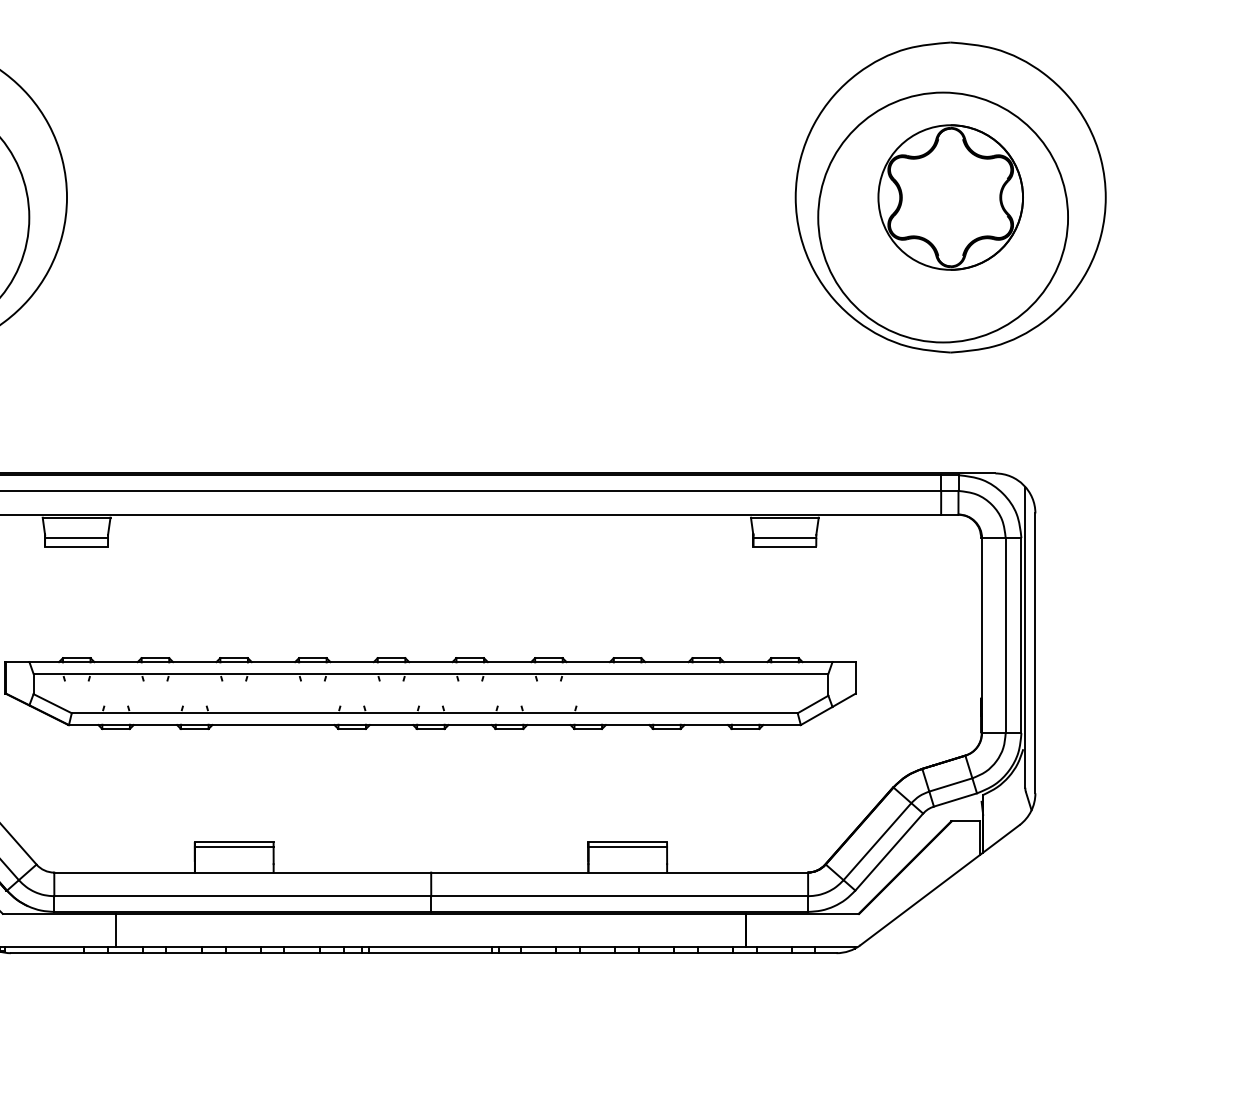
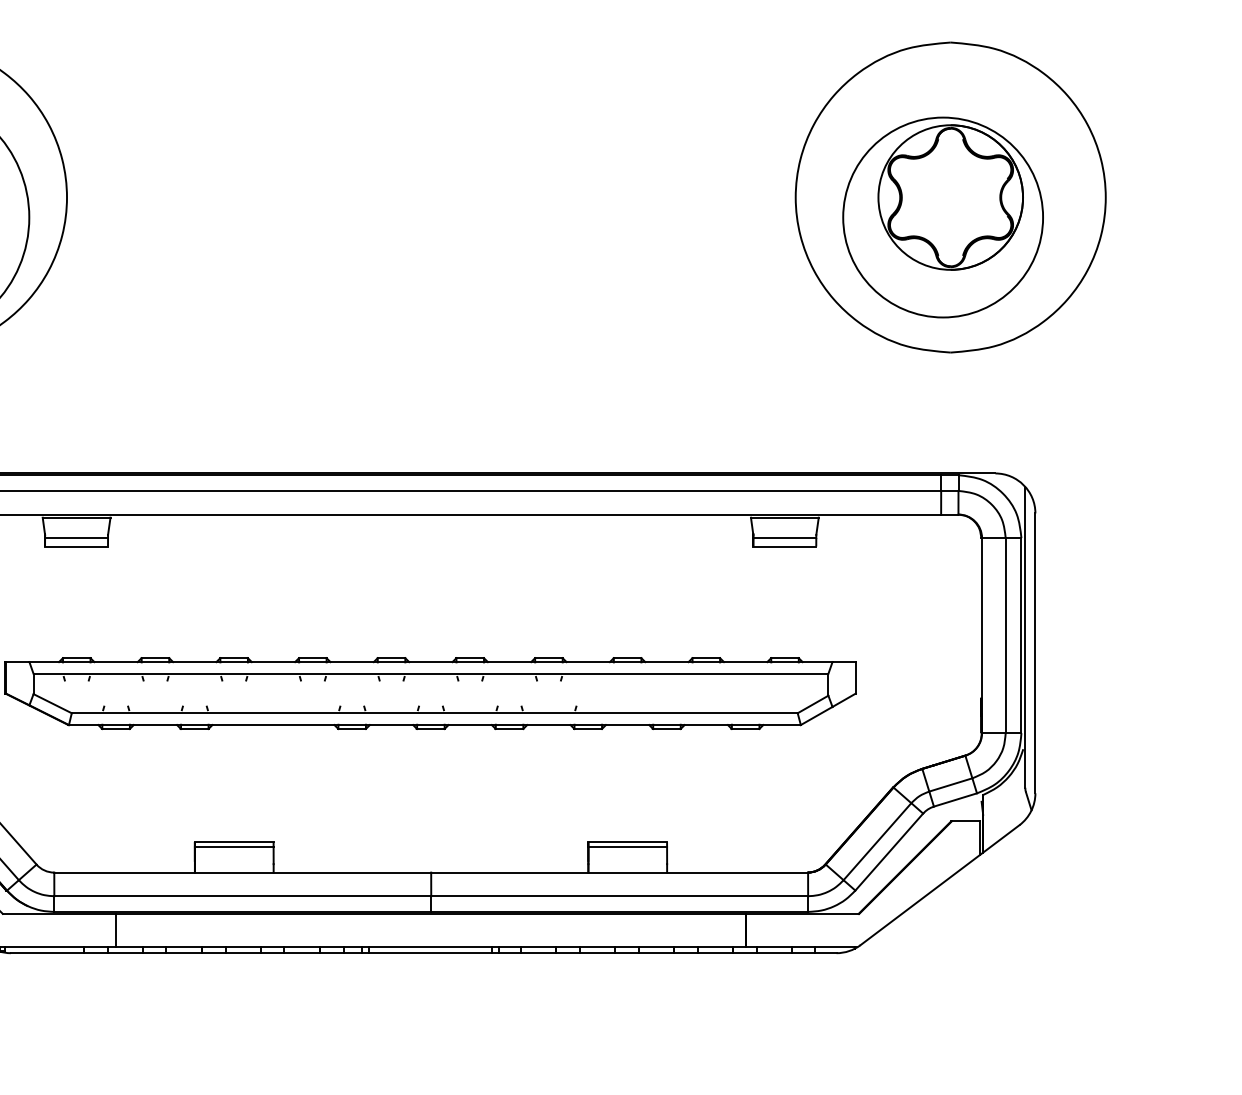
circle diameter: 250 px -> 200 px (943, 217)
